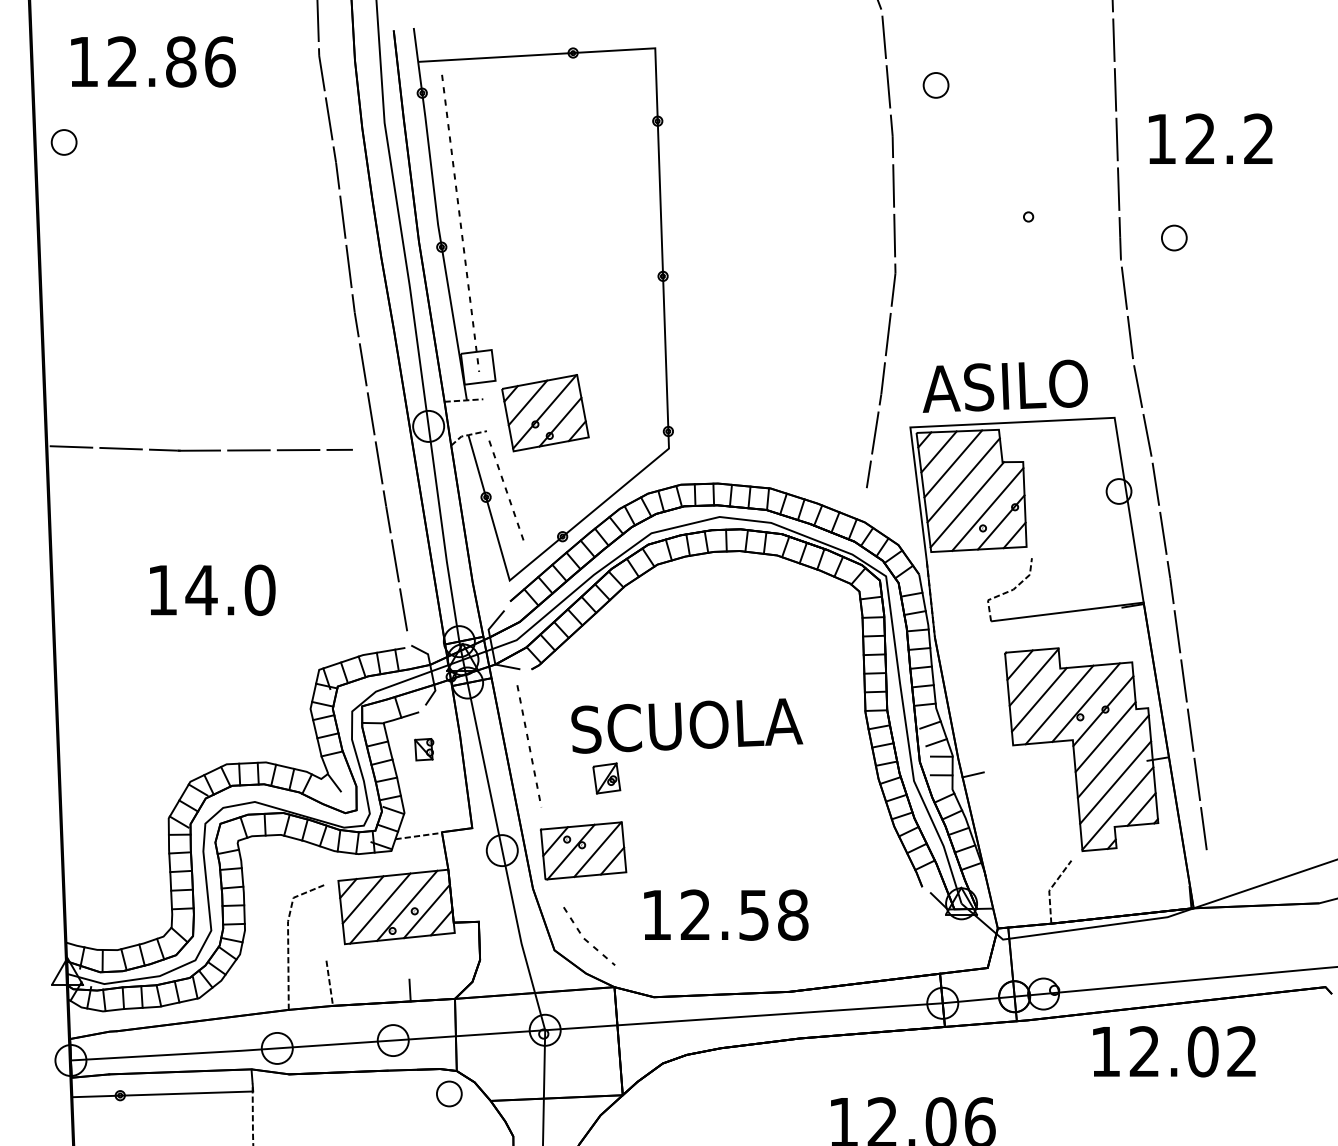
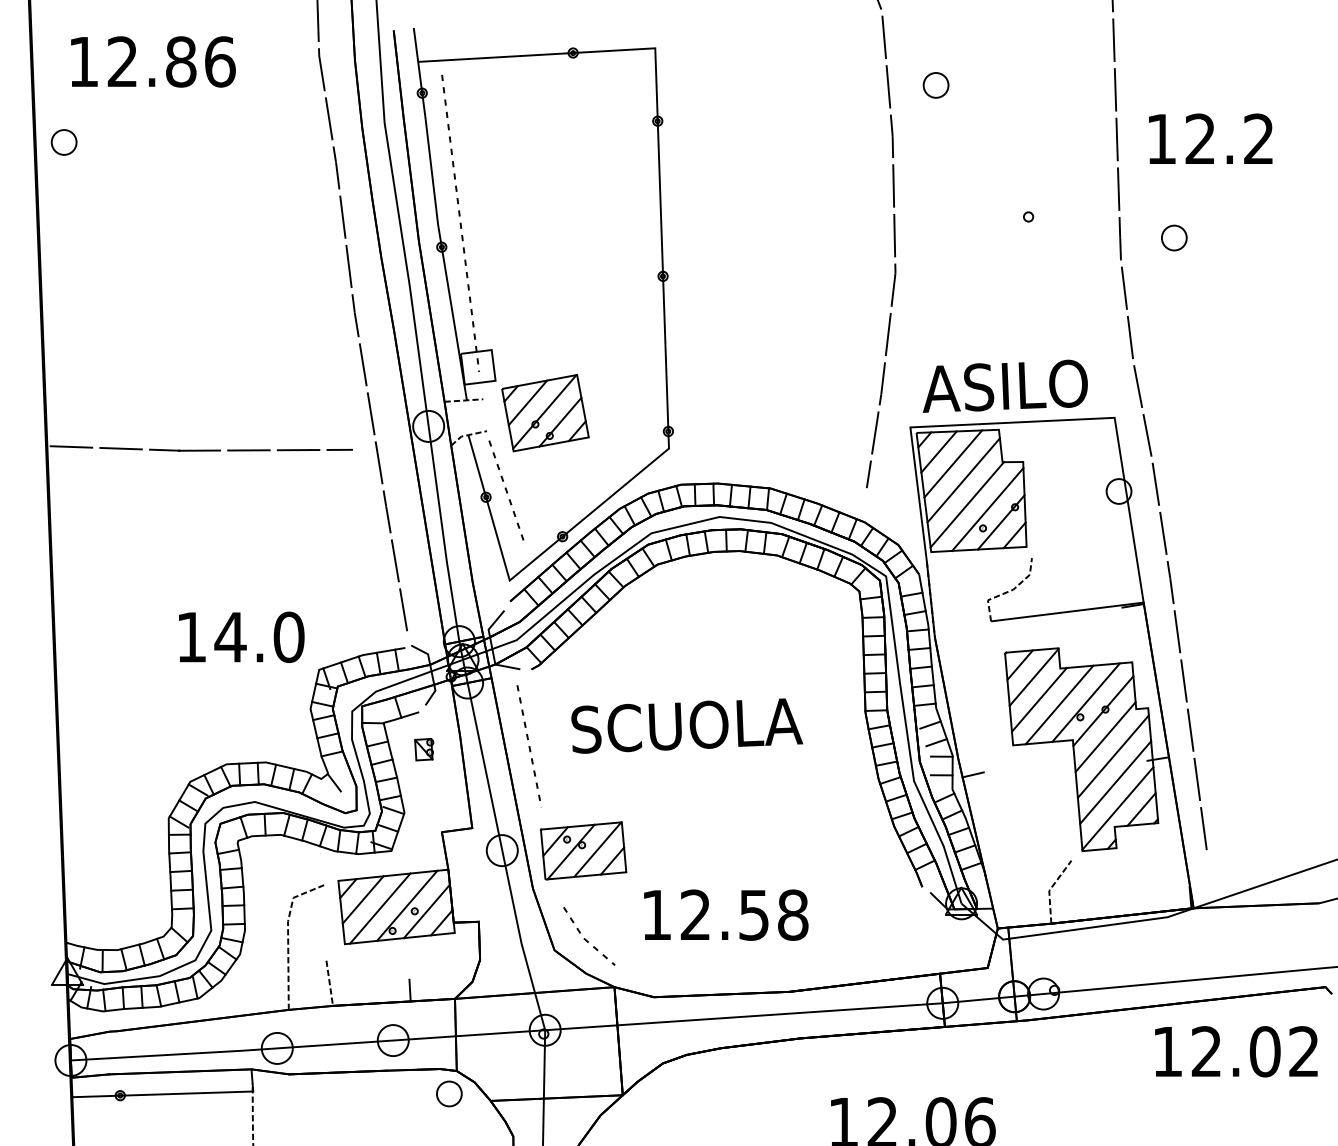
text position: (212, 589) -> (241, 636) (241, 636)
part: present -> none (606, 778)
line: present -> none (416, 836)
text position: (1174, 1051) -> (1236, 1051) (1236, 1051)
